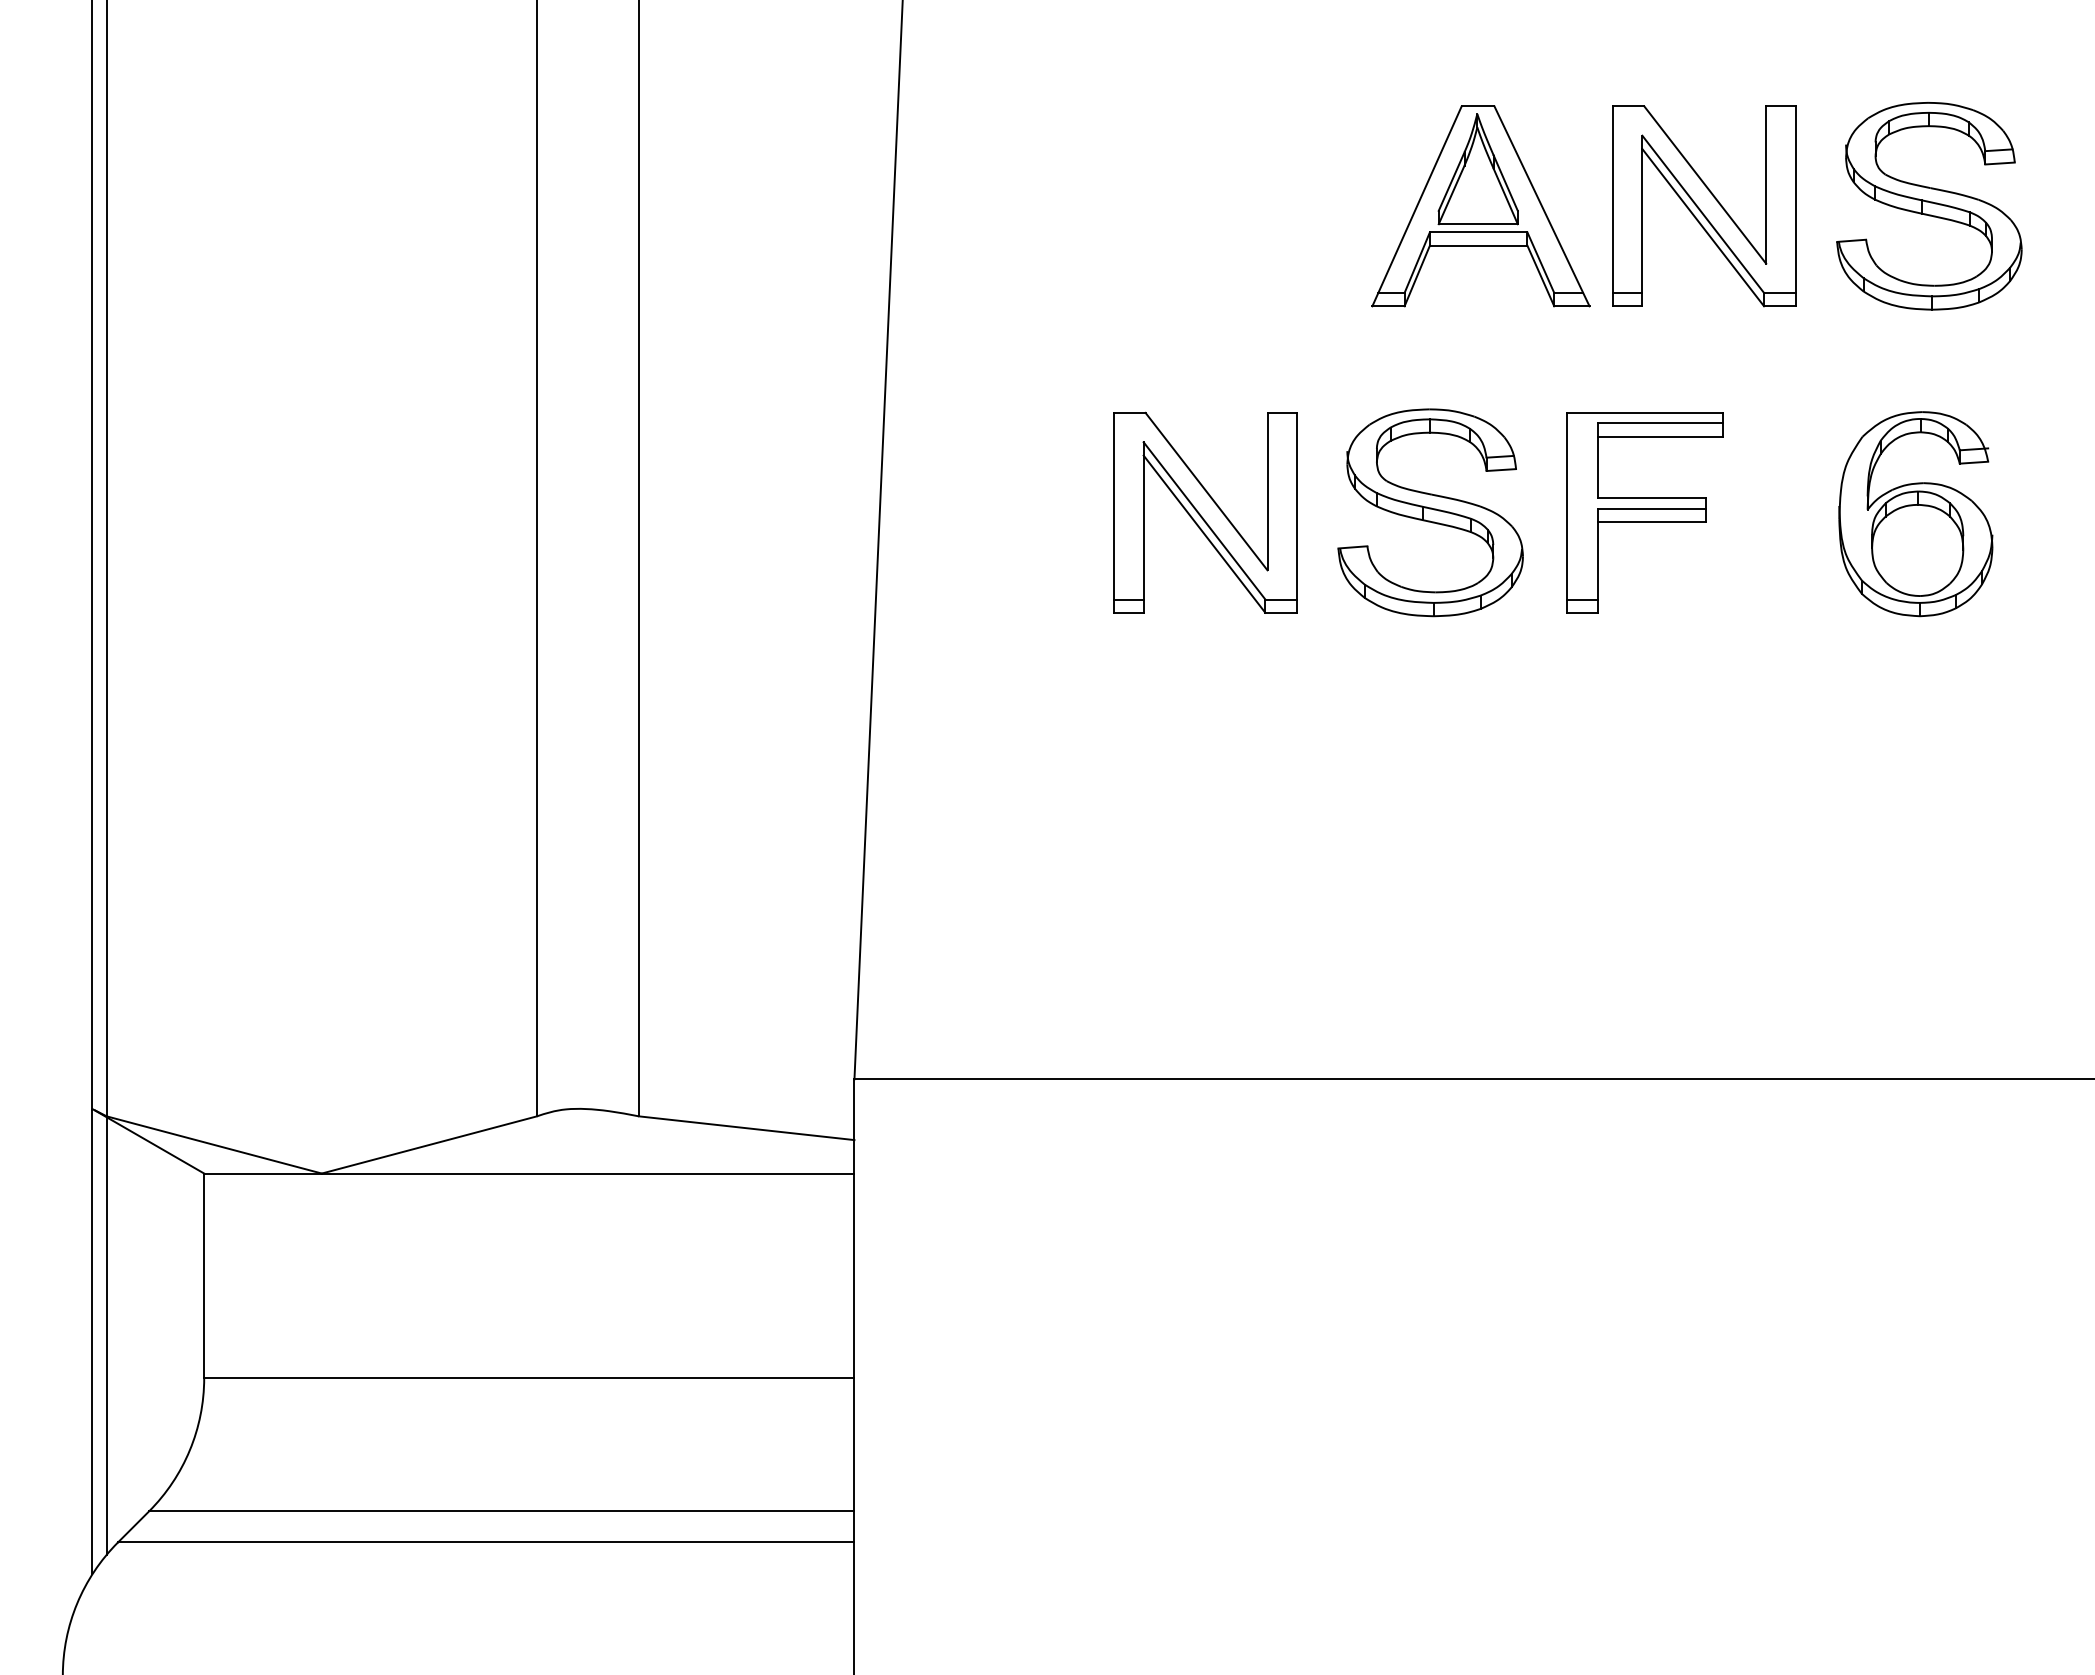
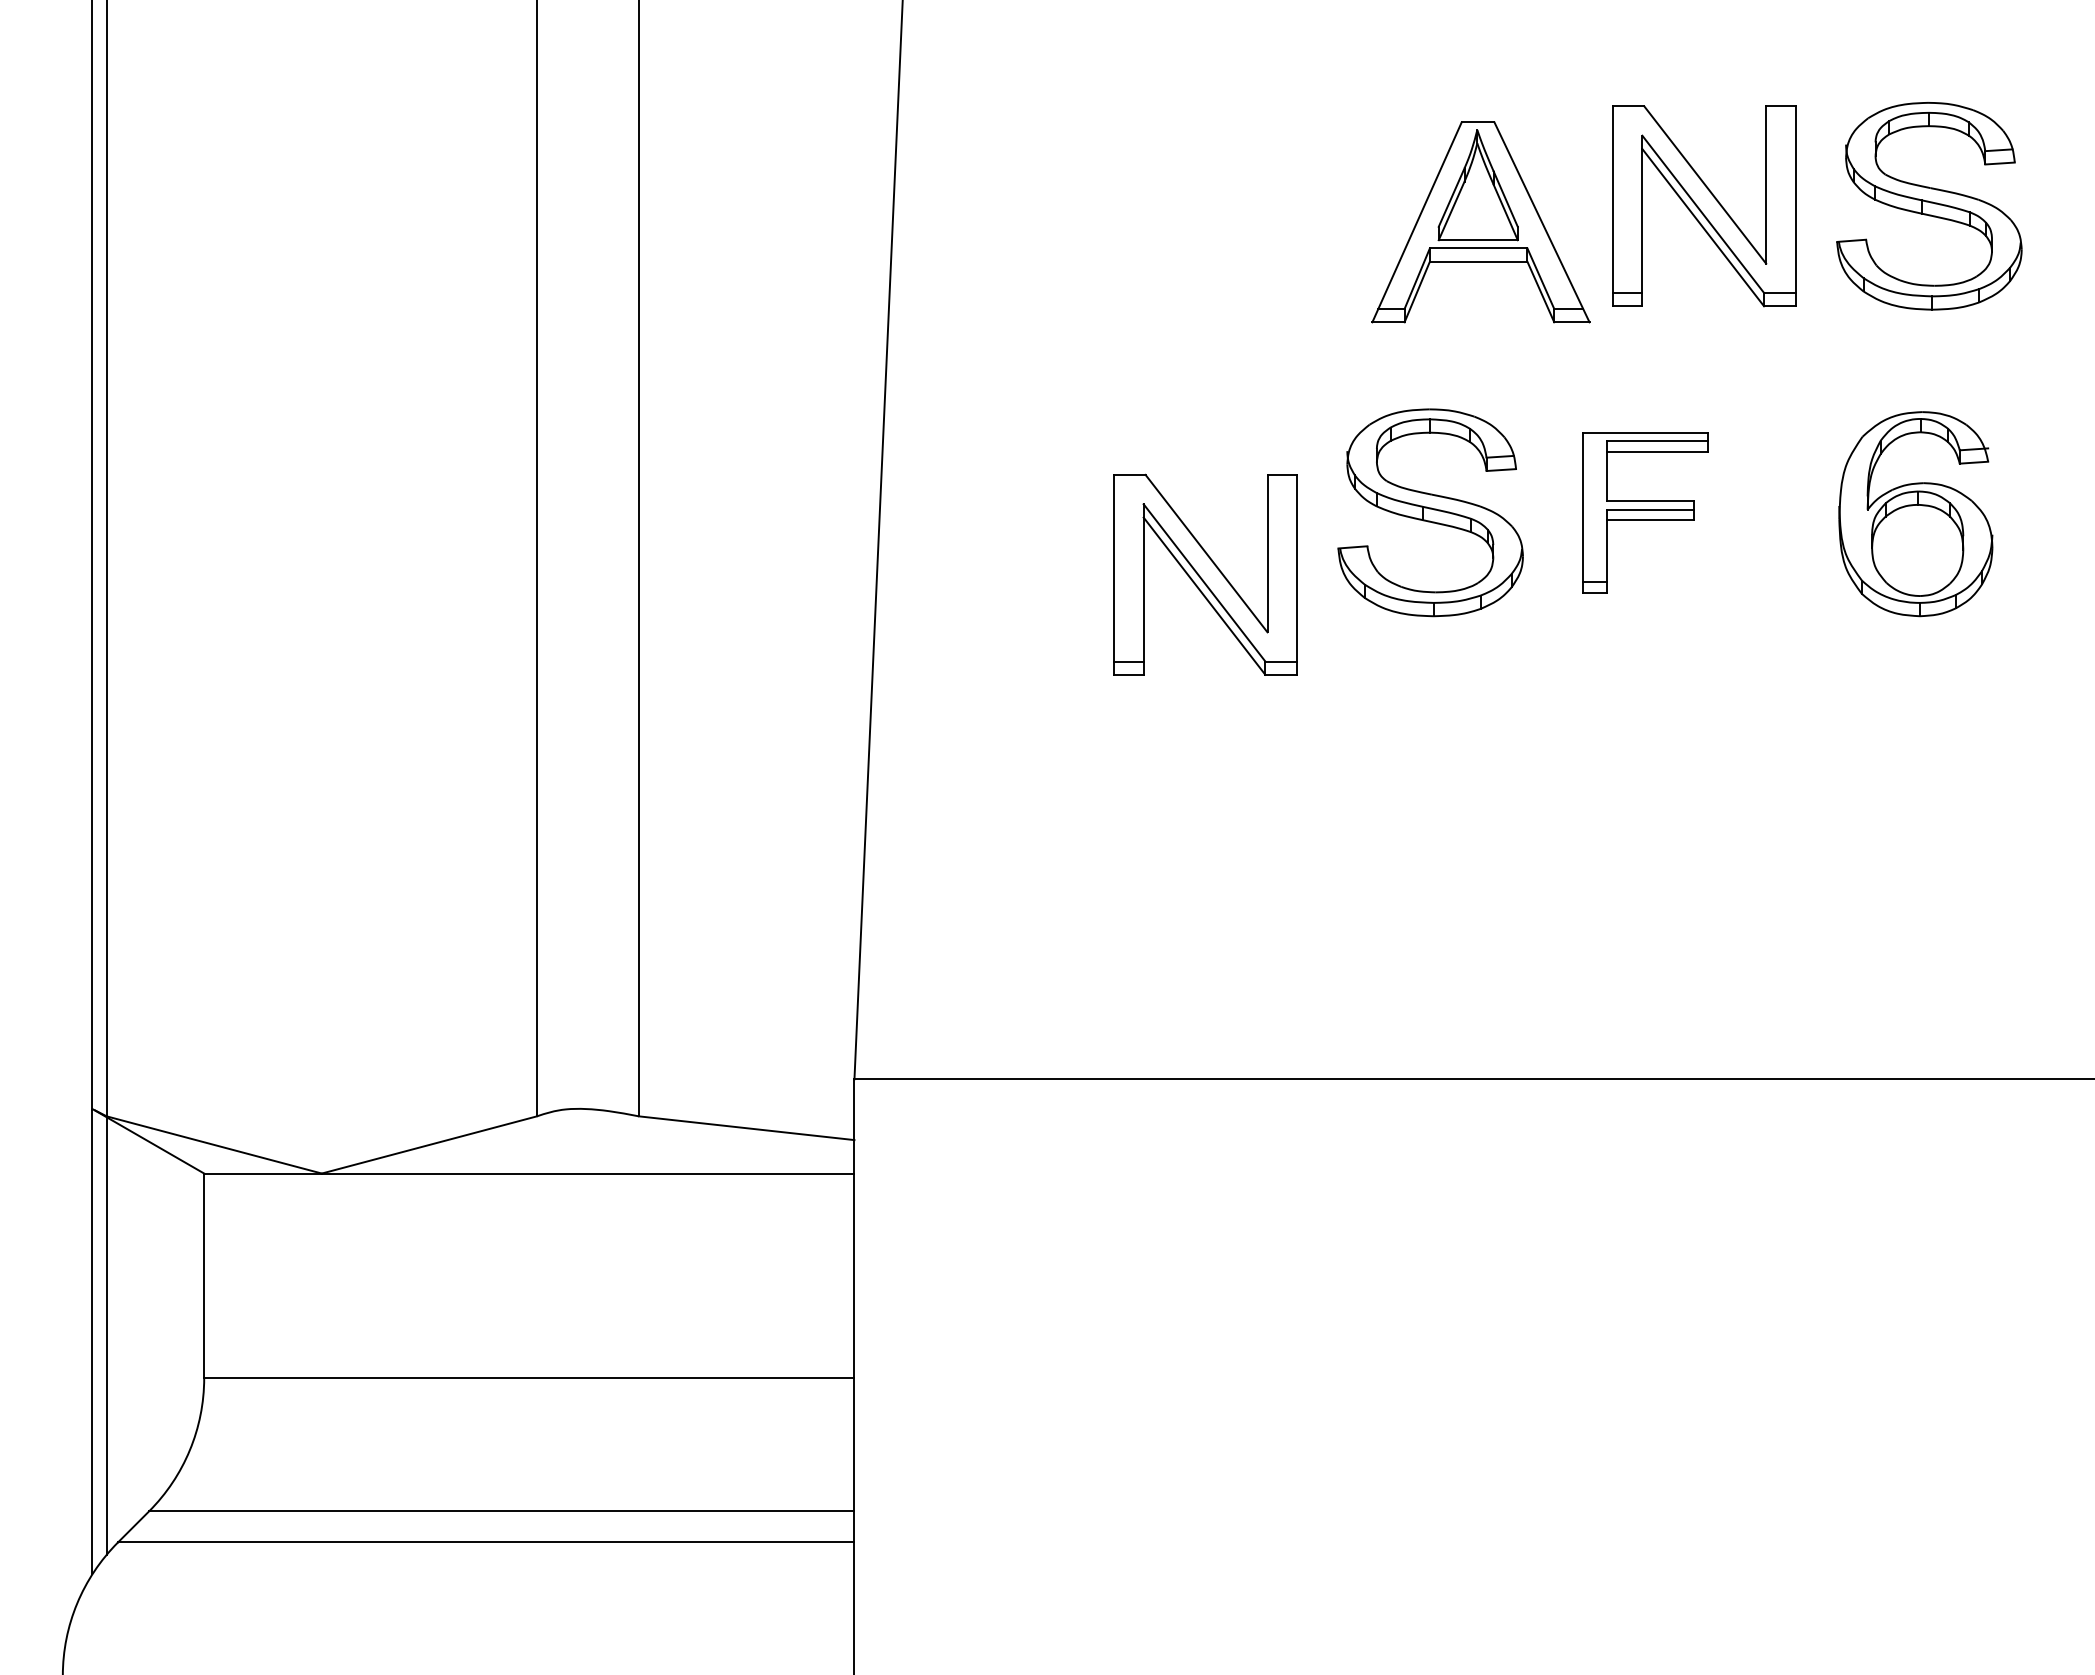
part position: (1480, 206) -> (1480, 222) (1480, 222)
part position: (1205, 512) -> (1205, 574) (1205, 574)
part size: 158x202 px -> 127x162 px (1645, 512)
